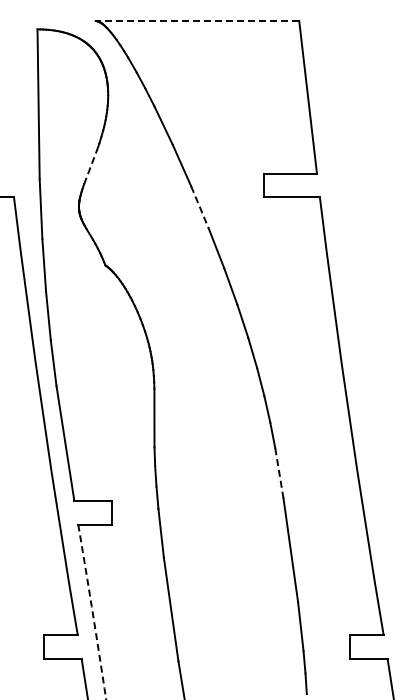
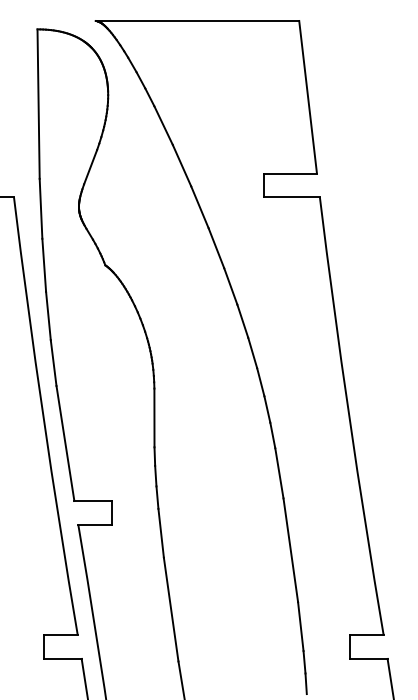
line: dashed -> solid (197, 20)
line: dashed -> solid (90, 166)
line: dashed -> solid (199, 207)
line: dashed -> solid (279, 473)
arc: dashed -> solid (92, 612)
